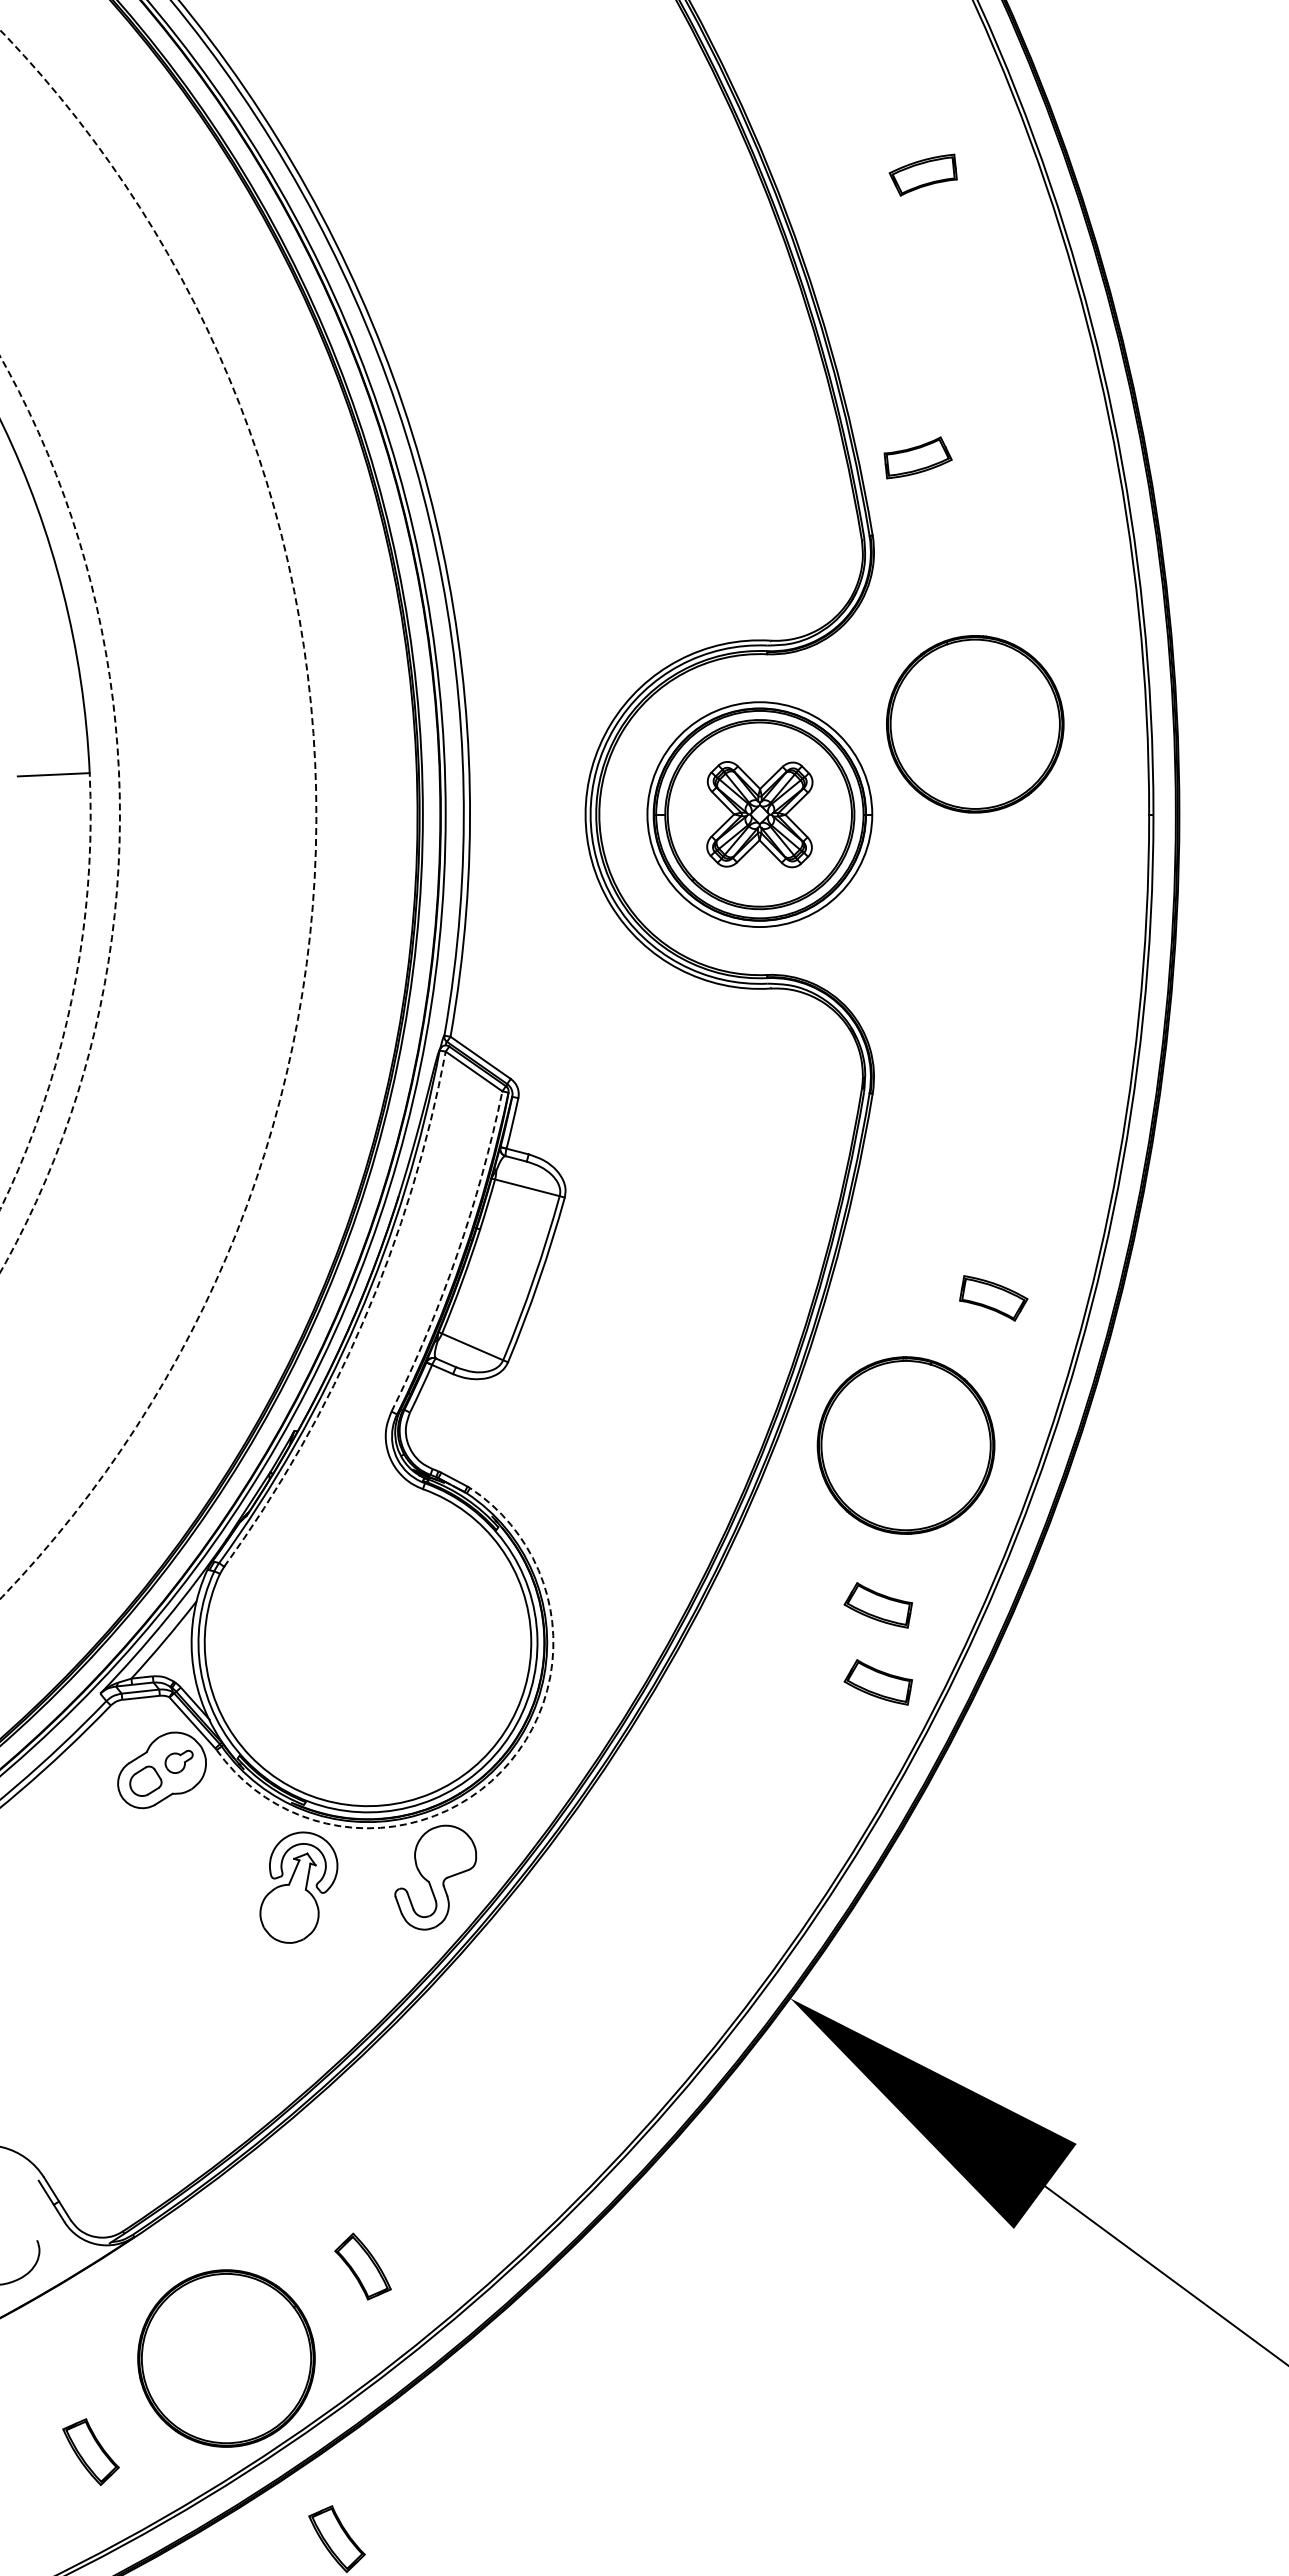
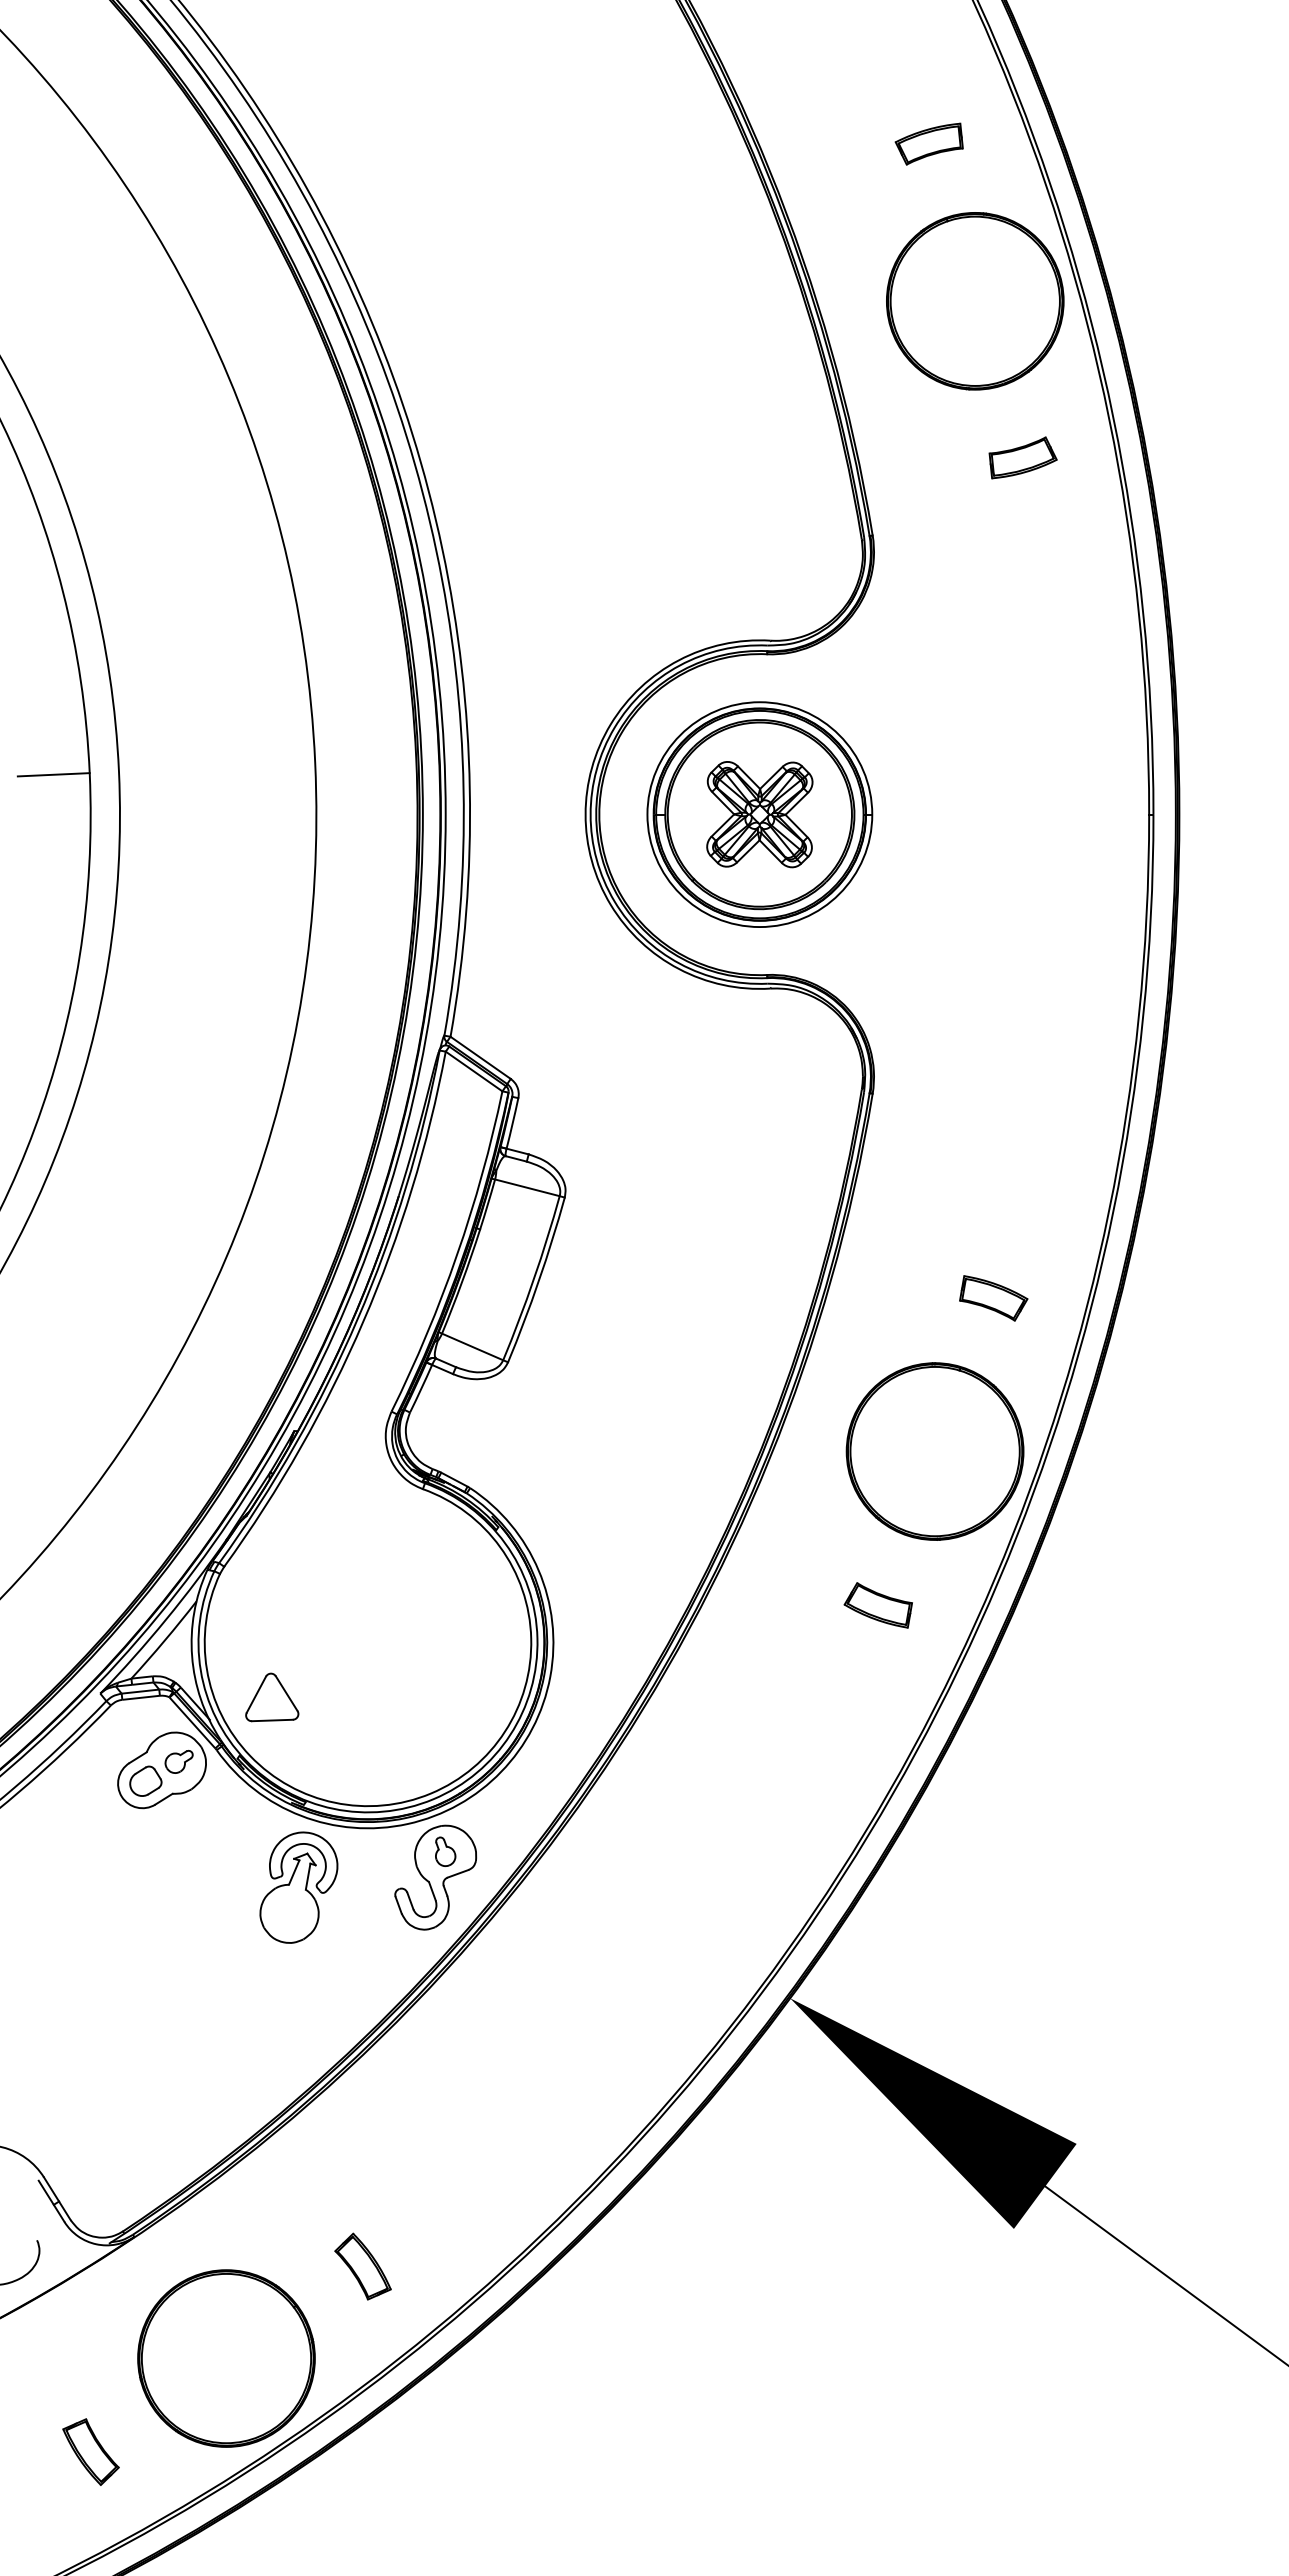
part position: (922, 174) -> (928, 143) (928, 143)
part position: (917, 457) -> (1022, 457) (1022, 457)
part position: (975, 724) -> (975, 301) (975, 301)
arc: dashed -> solid (119, 813)
arc: dashed -> solid (316, 815)
arc: dashed -> solid (72, 994)
arc: dashed -> solid (457, 1255)
arc: dashed -> solid (363, 1321)
part position: (905, 1445) -> (934, 1451) (934, 1451)
part: present -> none (877, 1682)
part: none -> present (272, 1697)
arc: dashed -> solid (501, 1771)
part: none -> present (445, 1851)
part: present -> none (336, 2538)
